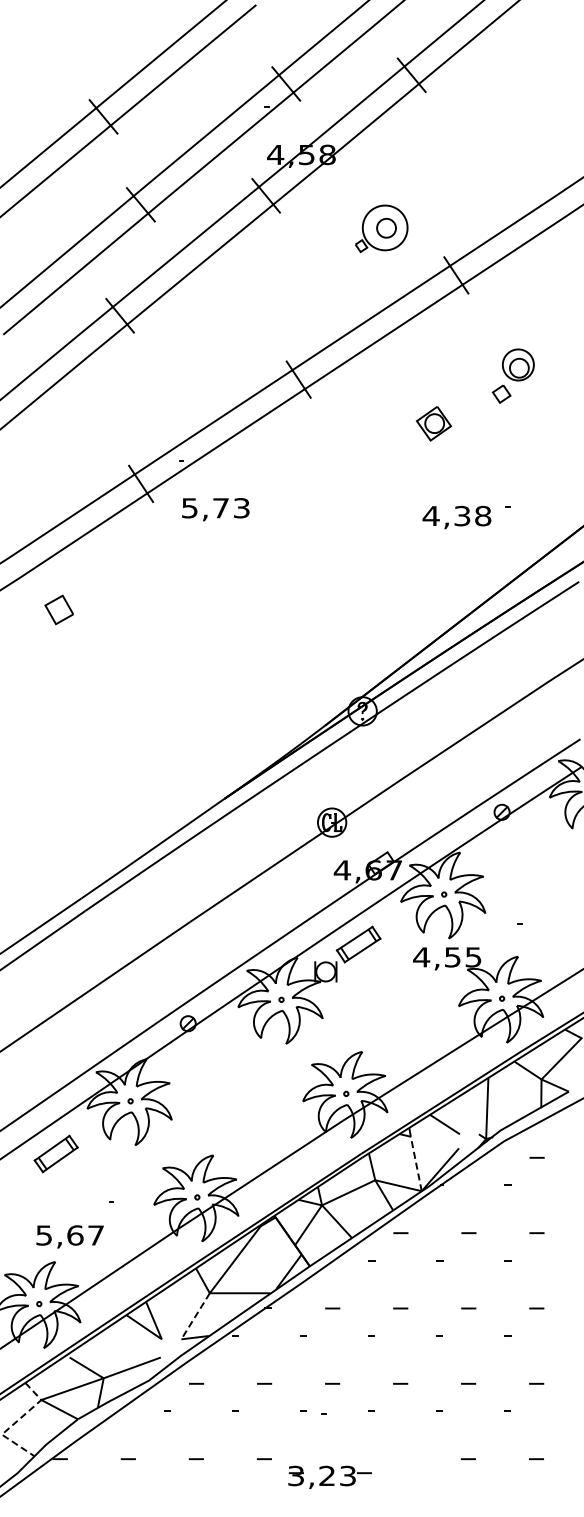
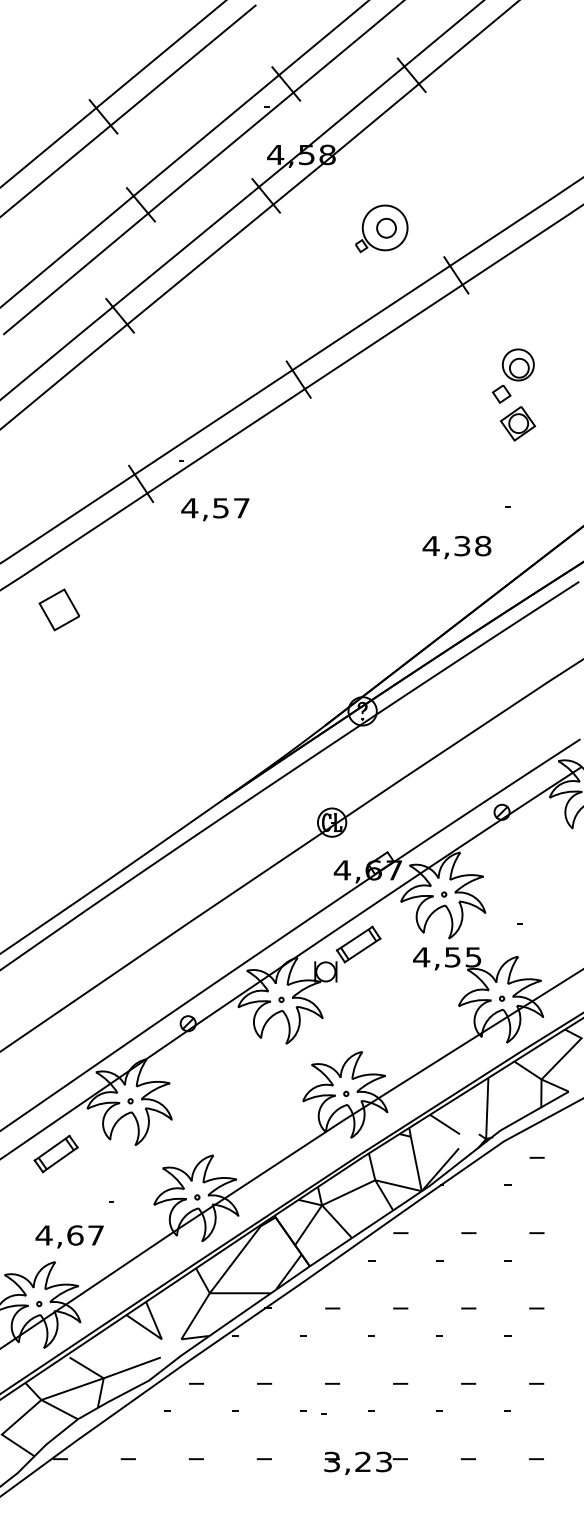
part position: (434, 423) -> (518, 423) (518, 423)
text: 5,73 -> 4,57 (215, 508)
text position: (456, 517) -> (456, 547) (456, 547)
part size: 30x32 px -> 42x44 px (58, 609)
line: dashed -> solid (416, 1163)
text: 5,67 -> 4,67 (43, 1235)
line: dashed -> solid (195, 1316)
line: dashed -> solid (16, 1422)
part position: (329, 1476) -> (365, 1462) (365, 1462)
